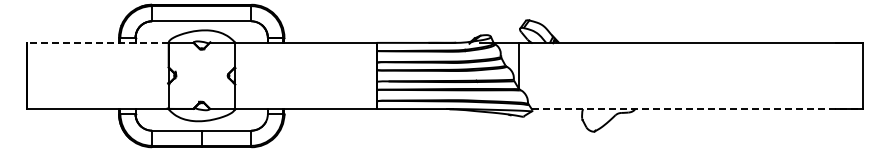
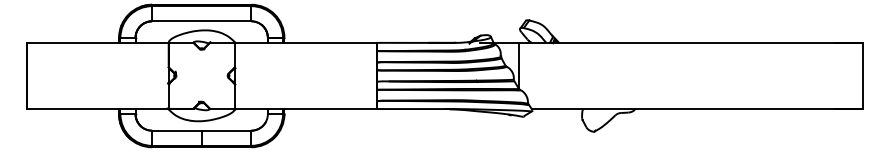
line: dashed -> solid (97, 42)
line: dashed -> solid (697, 109)
